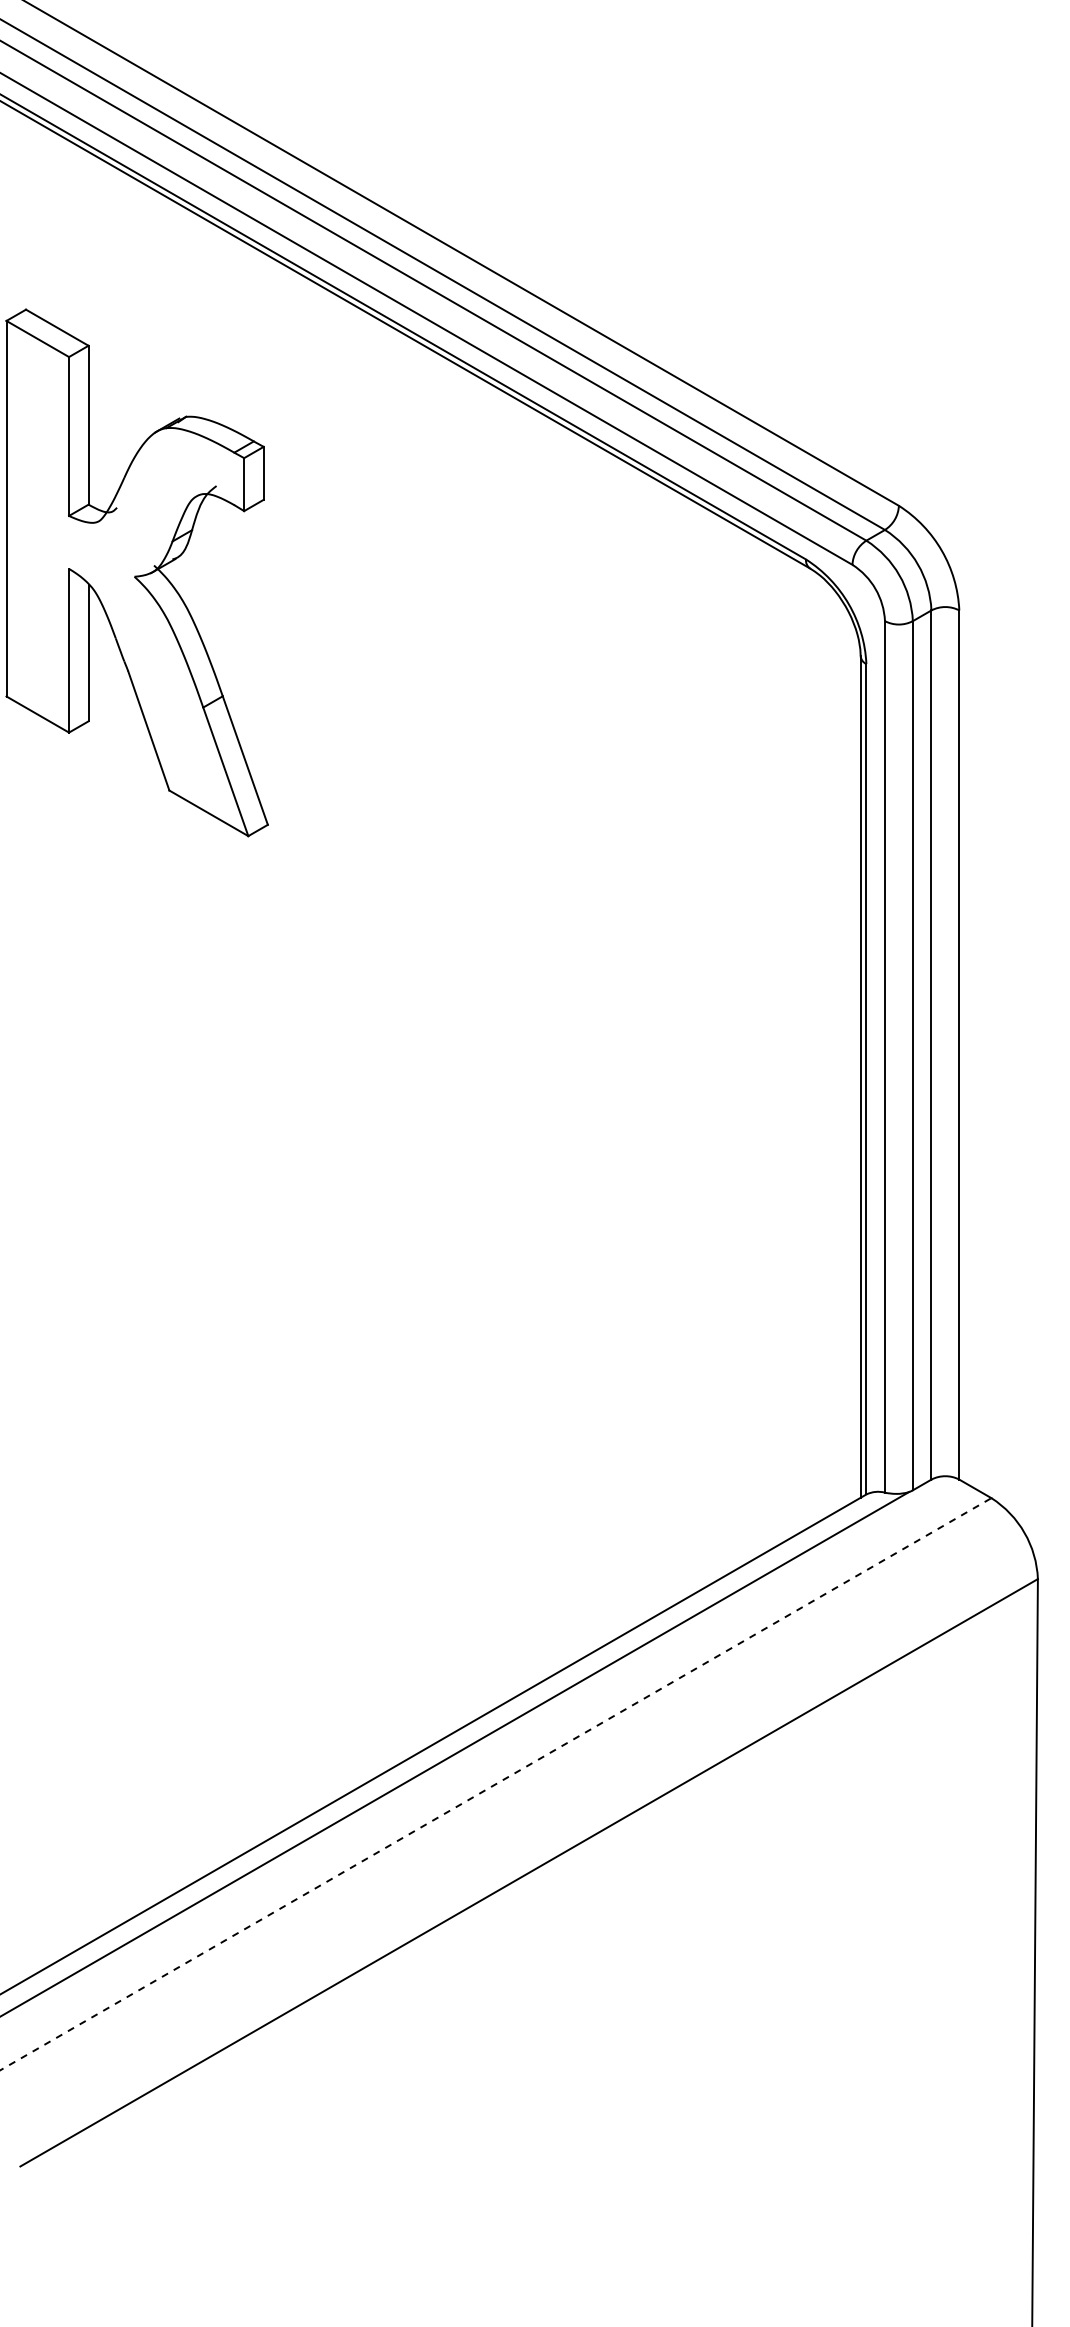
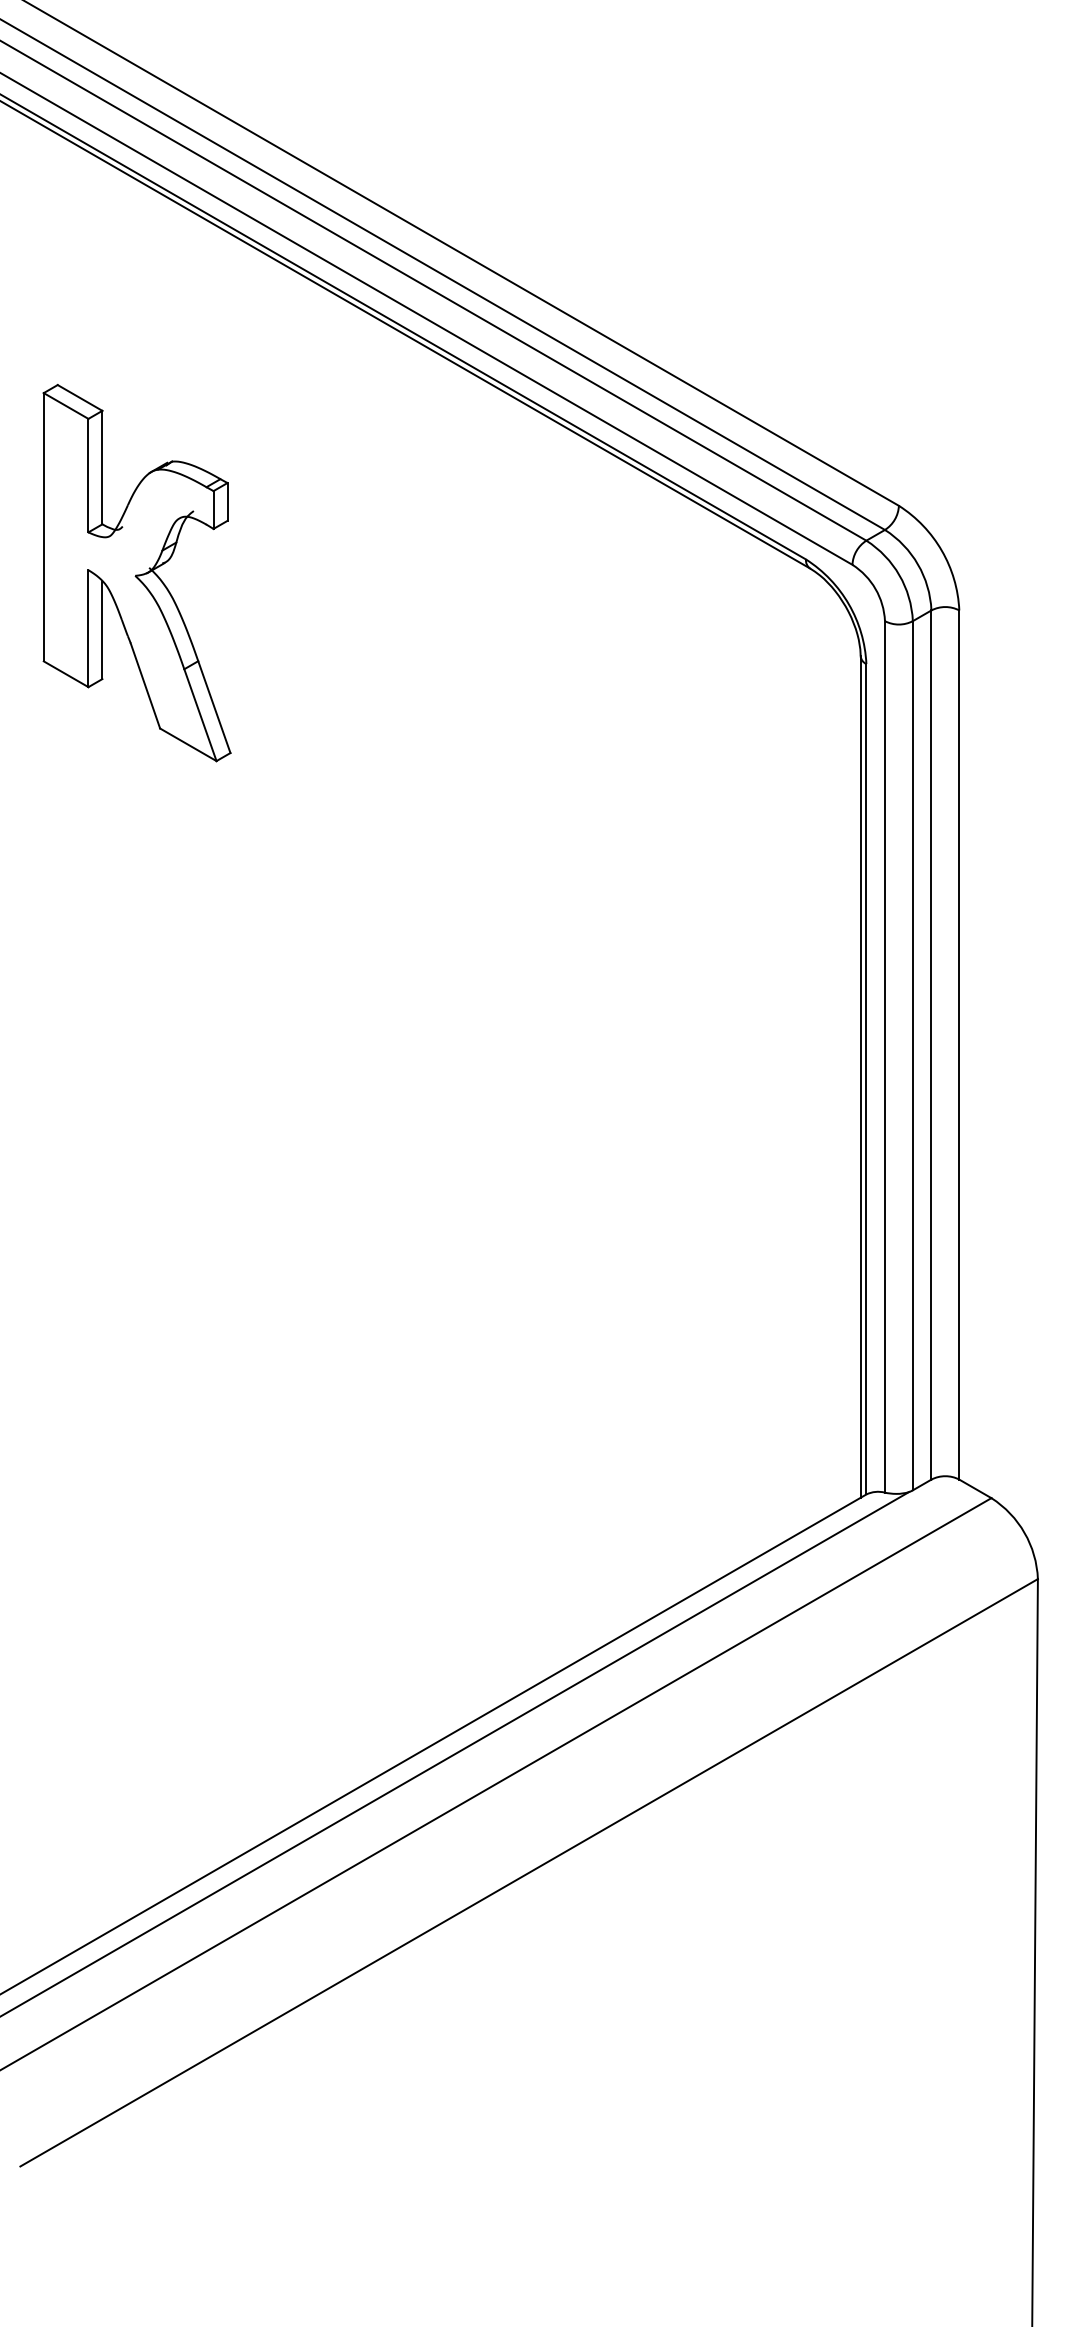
part size: 264x530 px -> 190x379 px (136, 573)
line: dashed -> solid (496, 1784)
